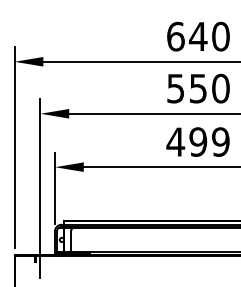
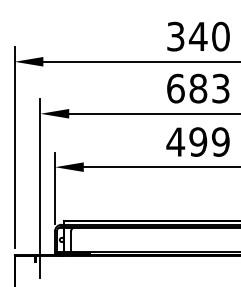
text: 640 -> 340 (175, 36)
text: 550 -> 683 (198, 88)
